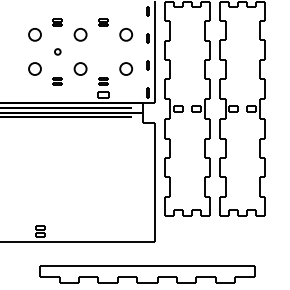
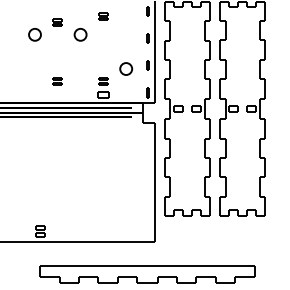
part position: (103, 22) -> (103, 16) (103, 16)
curve: present -> none (129, 31)
part: present -> none (57, 51)
curve: present -> none (33, 64)
curve: present -> none (79, 64)
